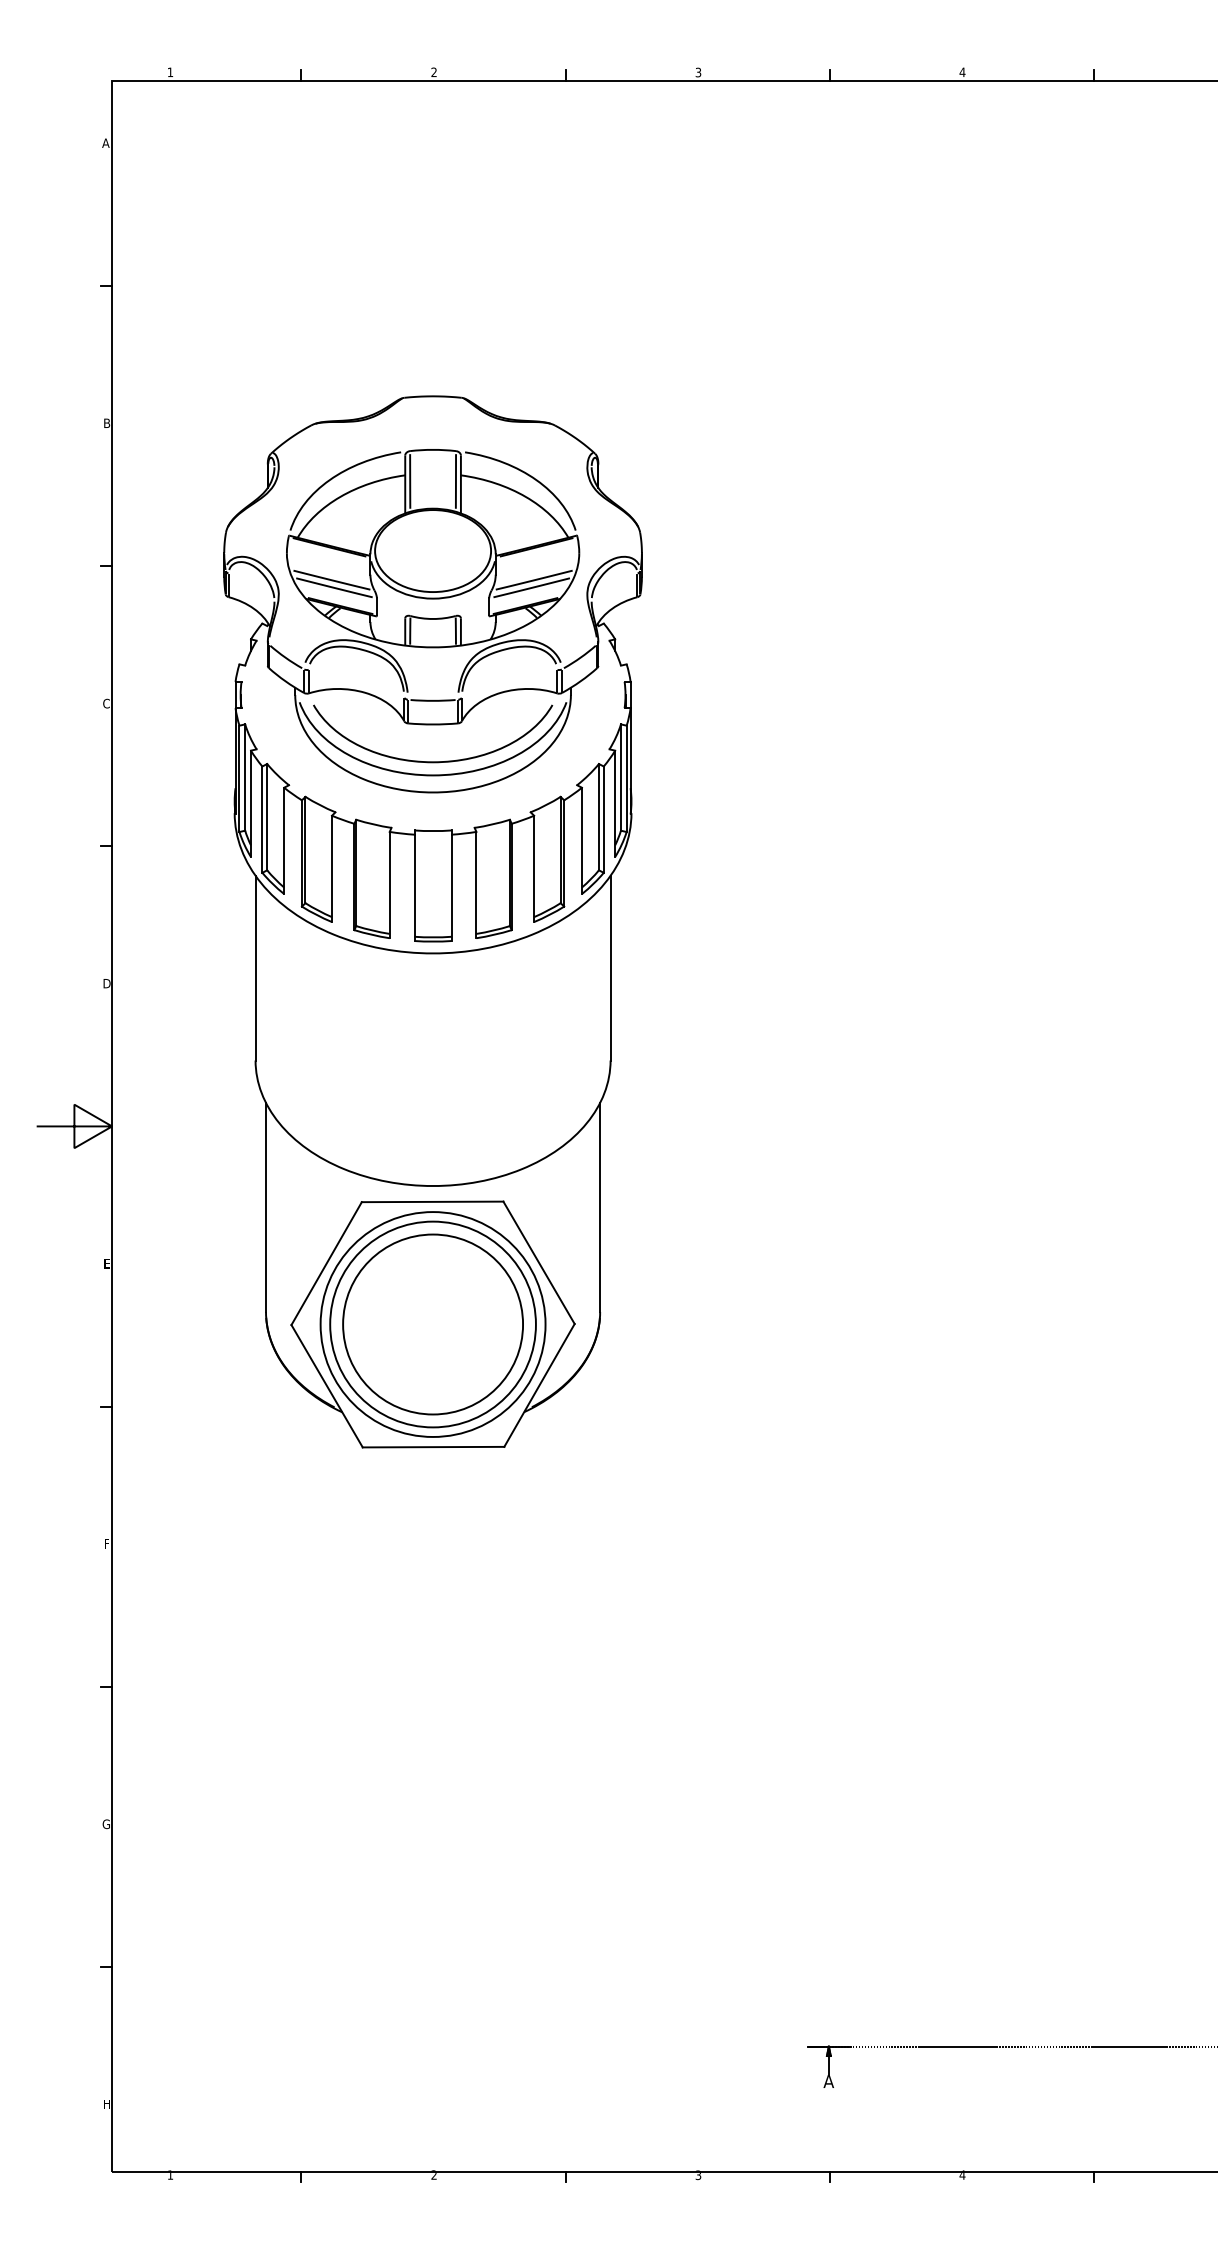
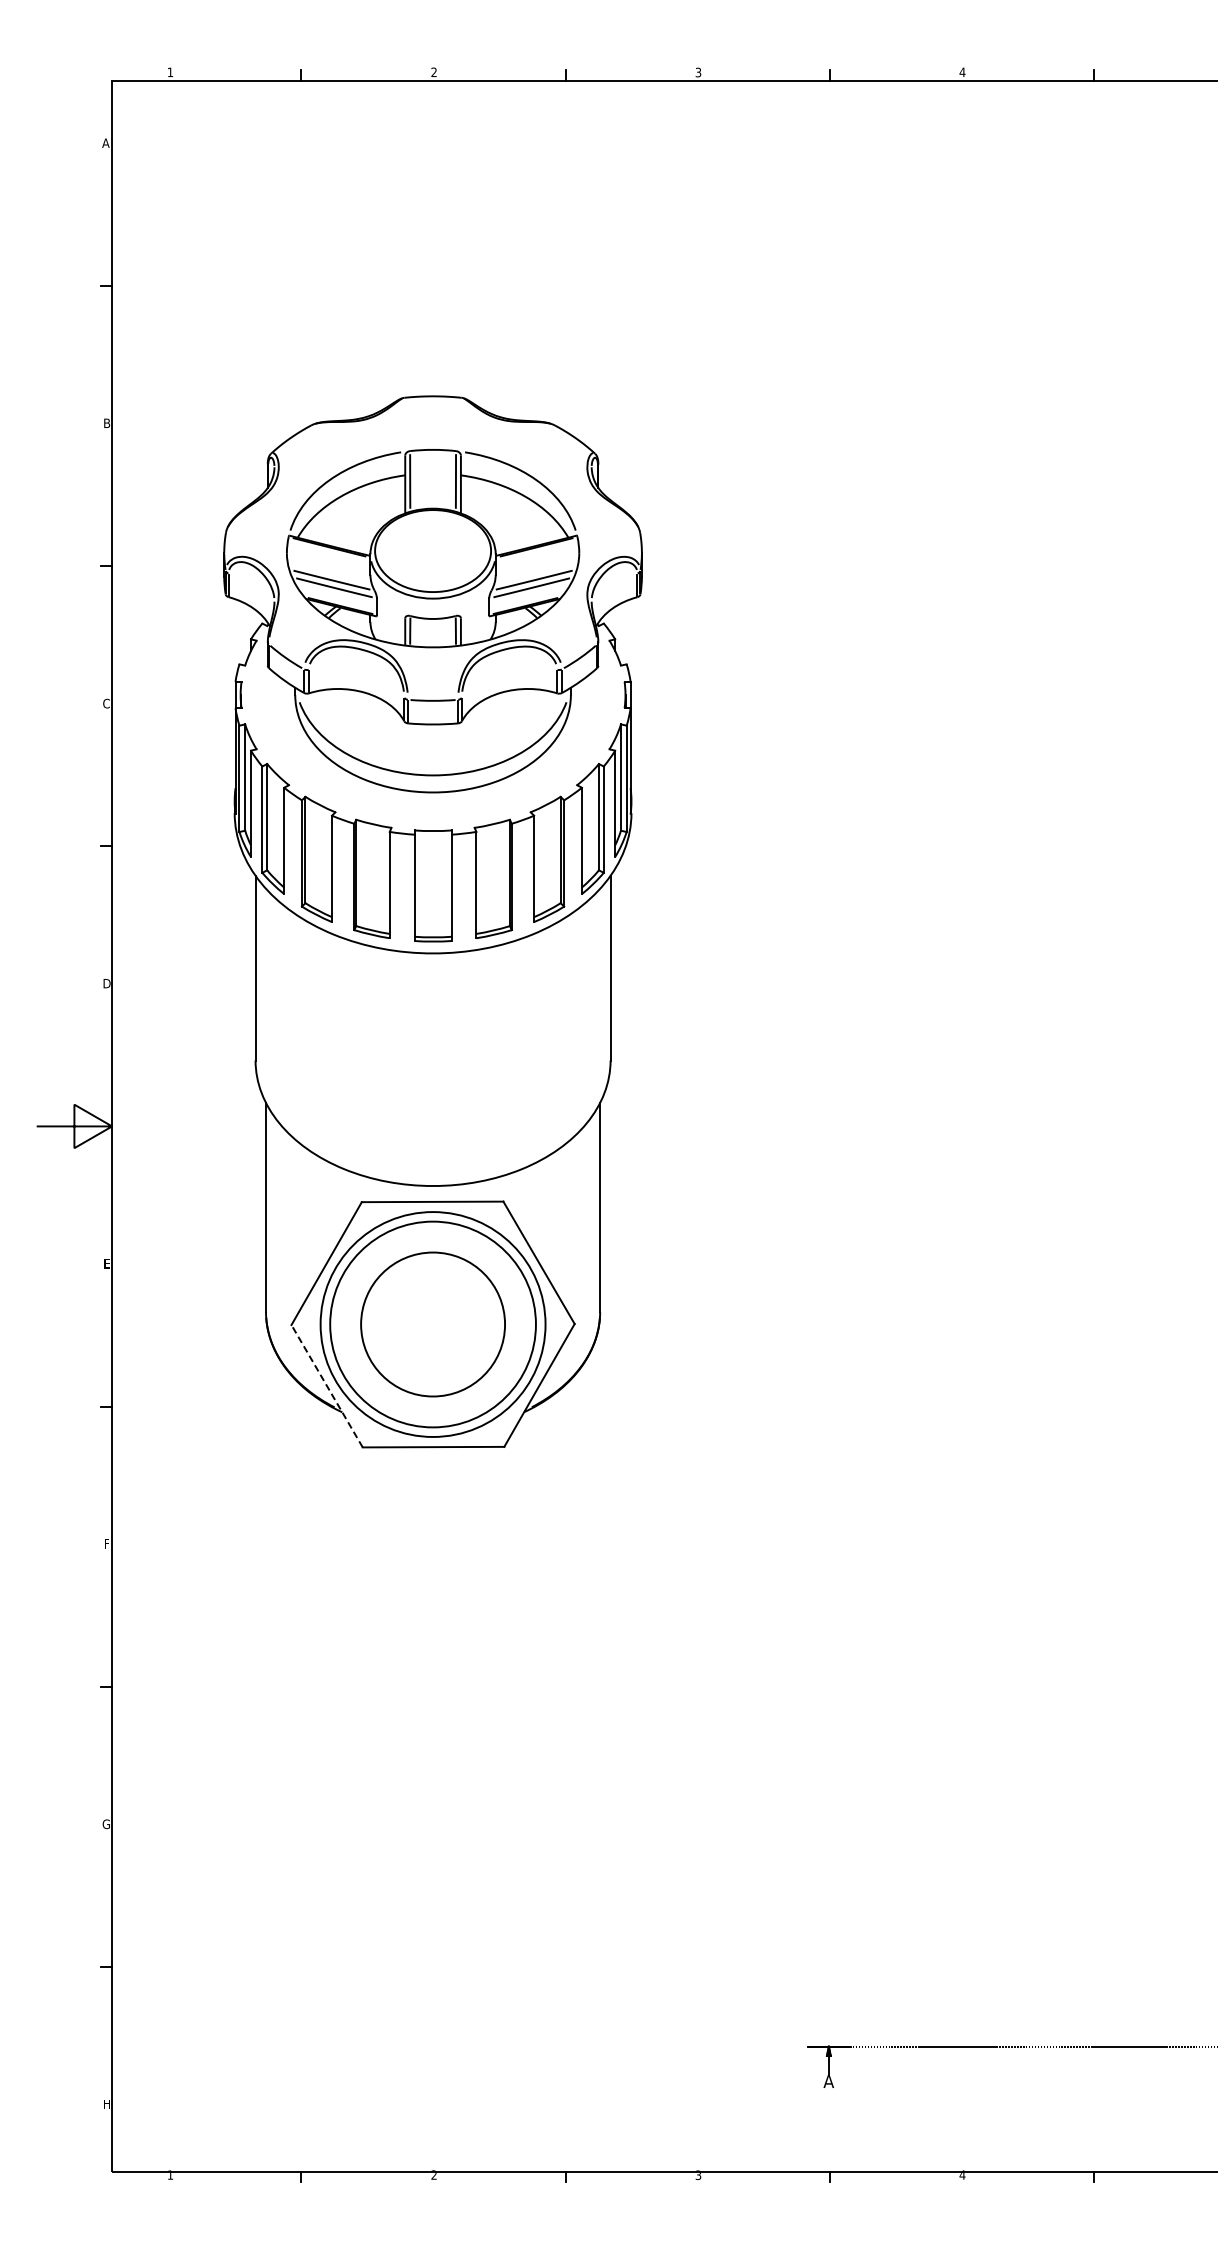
curve: present -> none (433, 761)
circle diameter: 180 px -> 144 px (433, 1324)
line: solid -> dashed (327, 1386)
